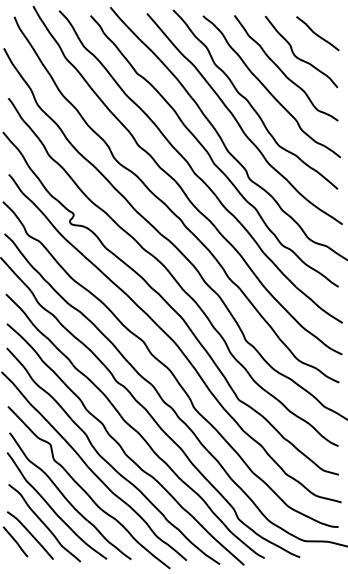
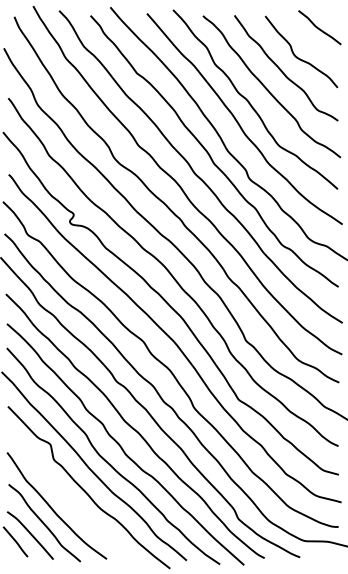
curve position: (316, 33) -> (318, 27) (318, 27)
curve: present -> none (67, 498)
